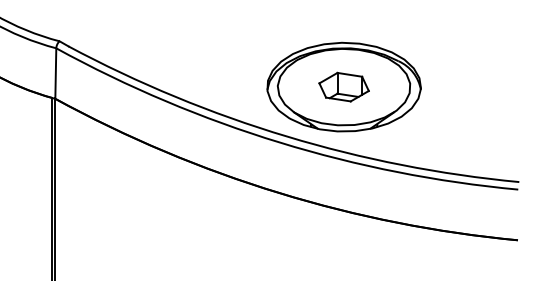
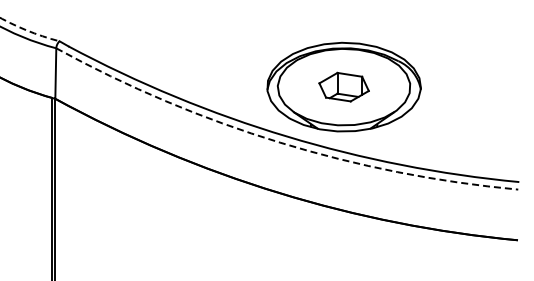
arc: solid -> dashed (28, 31)
arc: solid -> dashed (280, 142)
